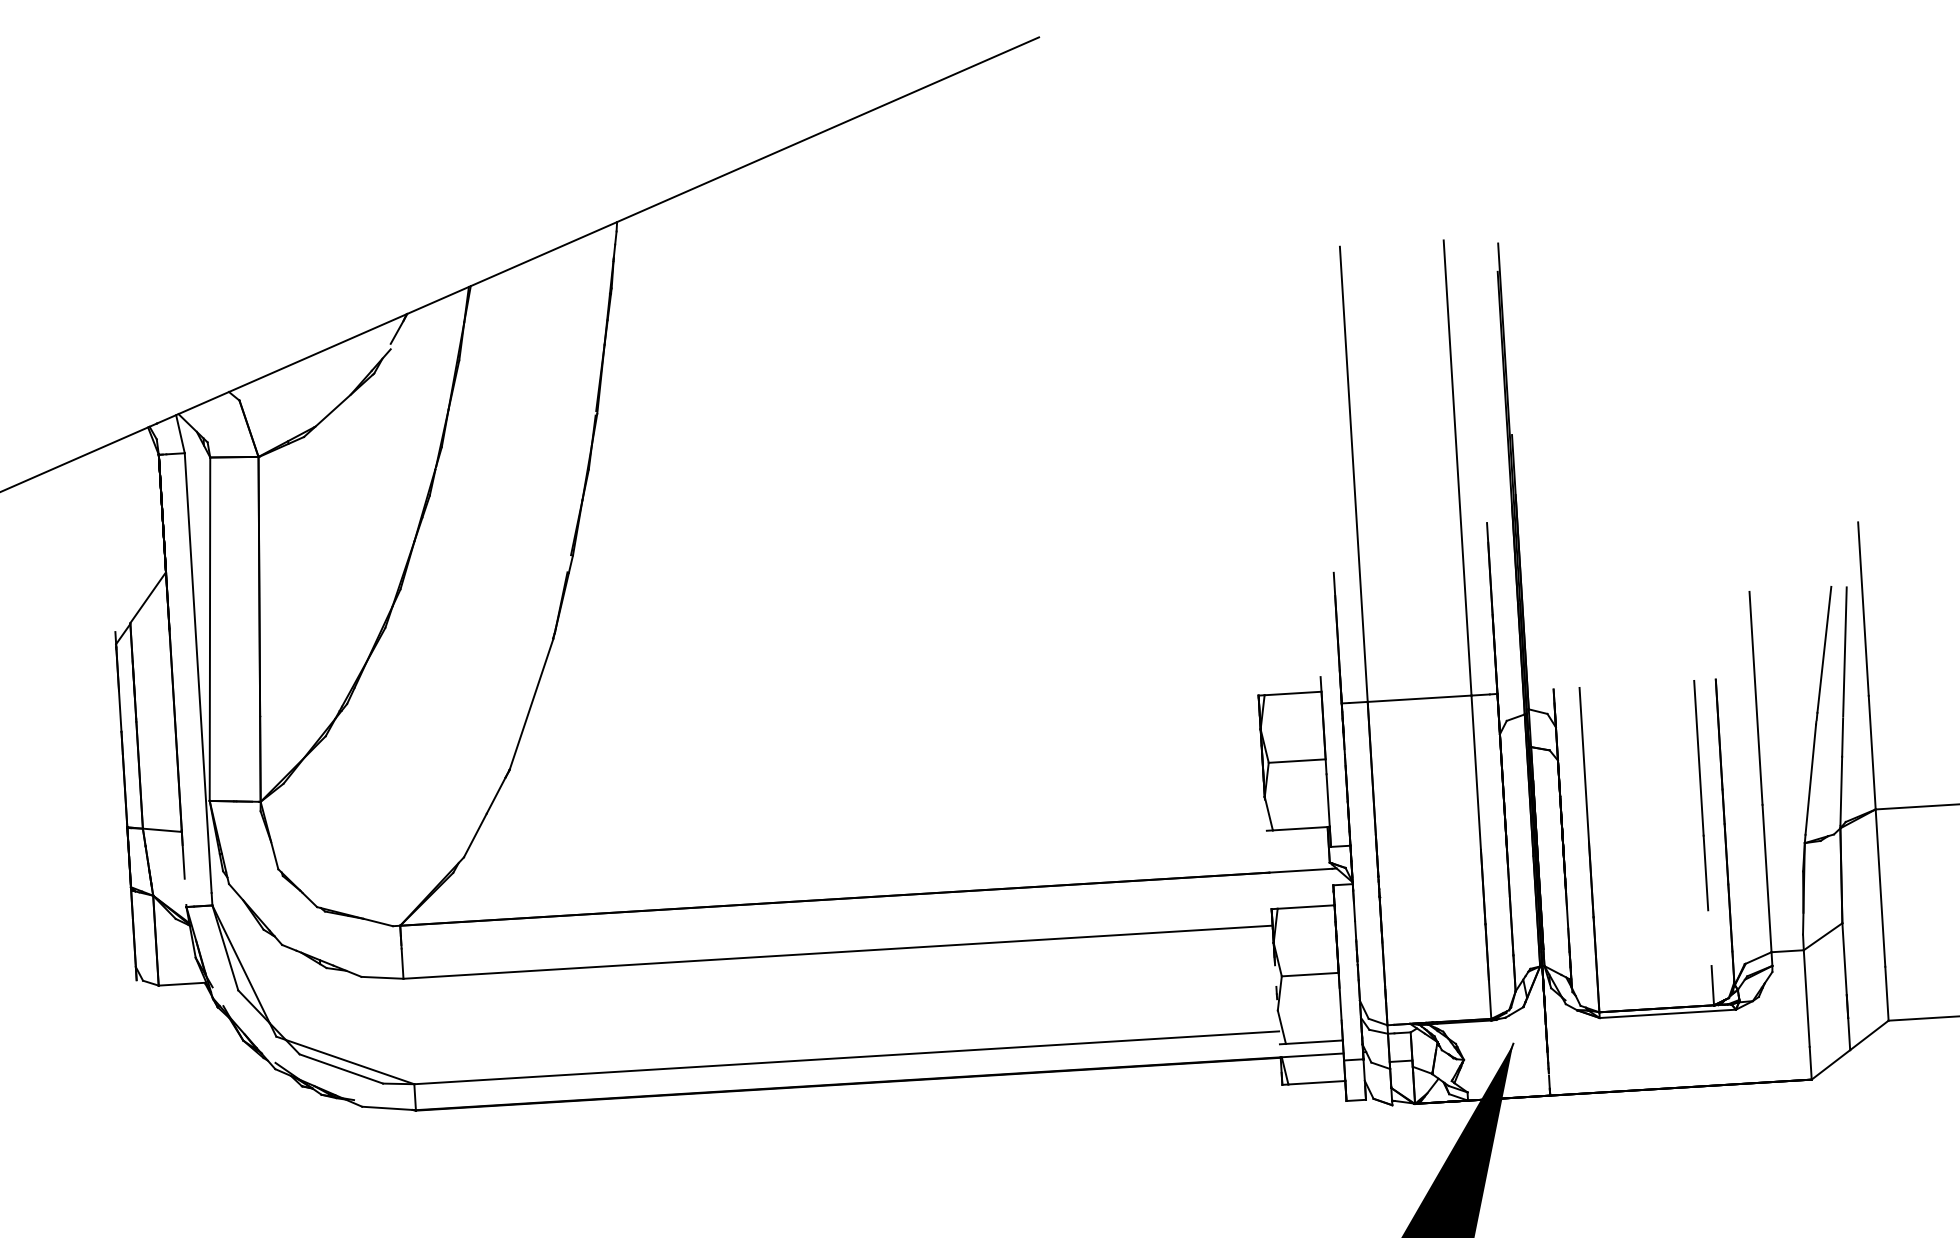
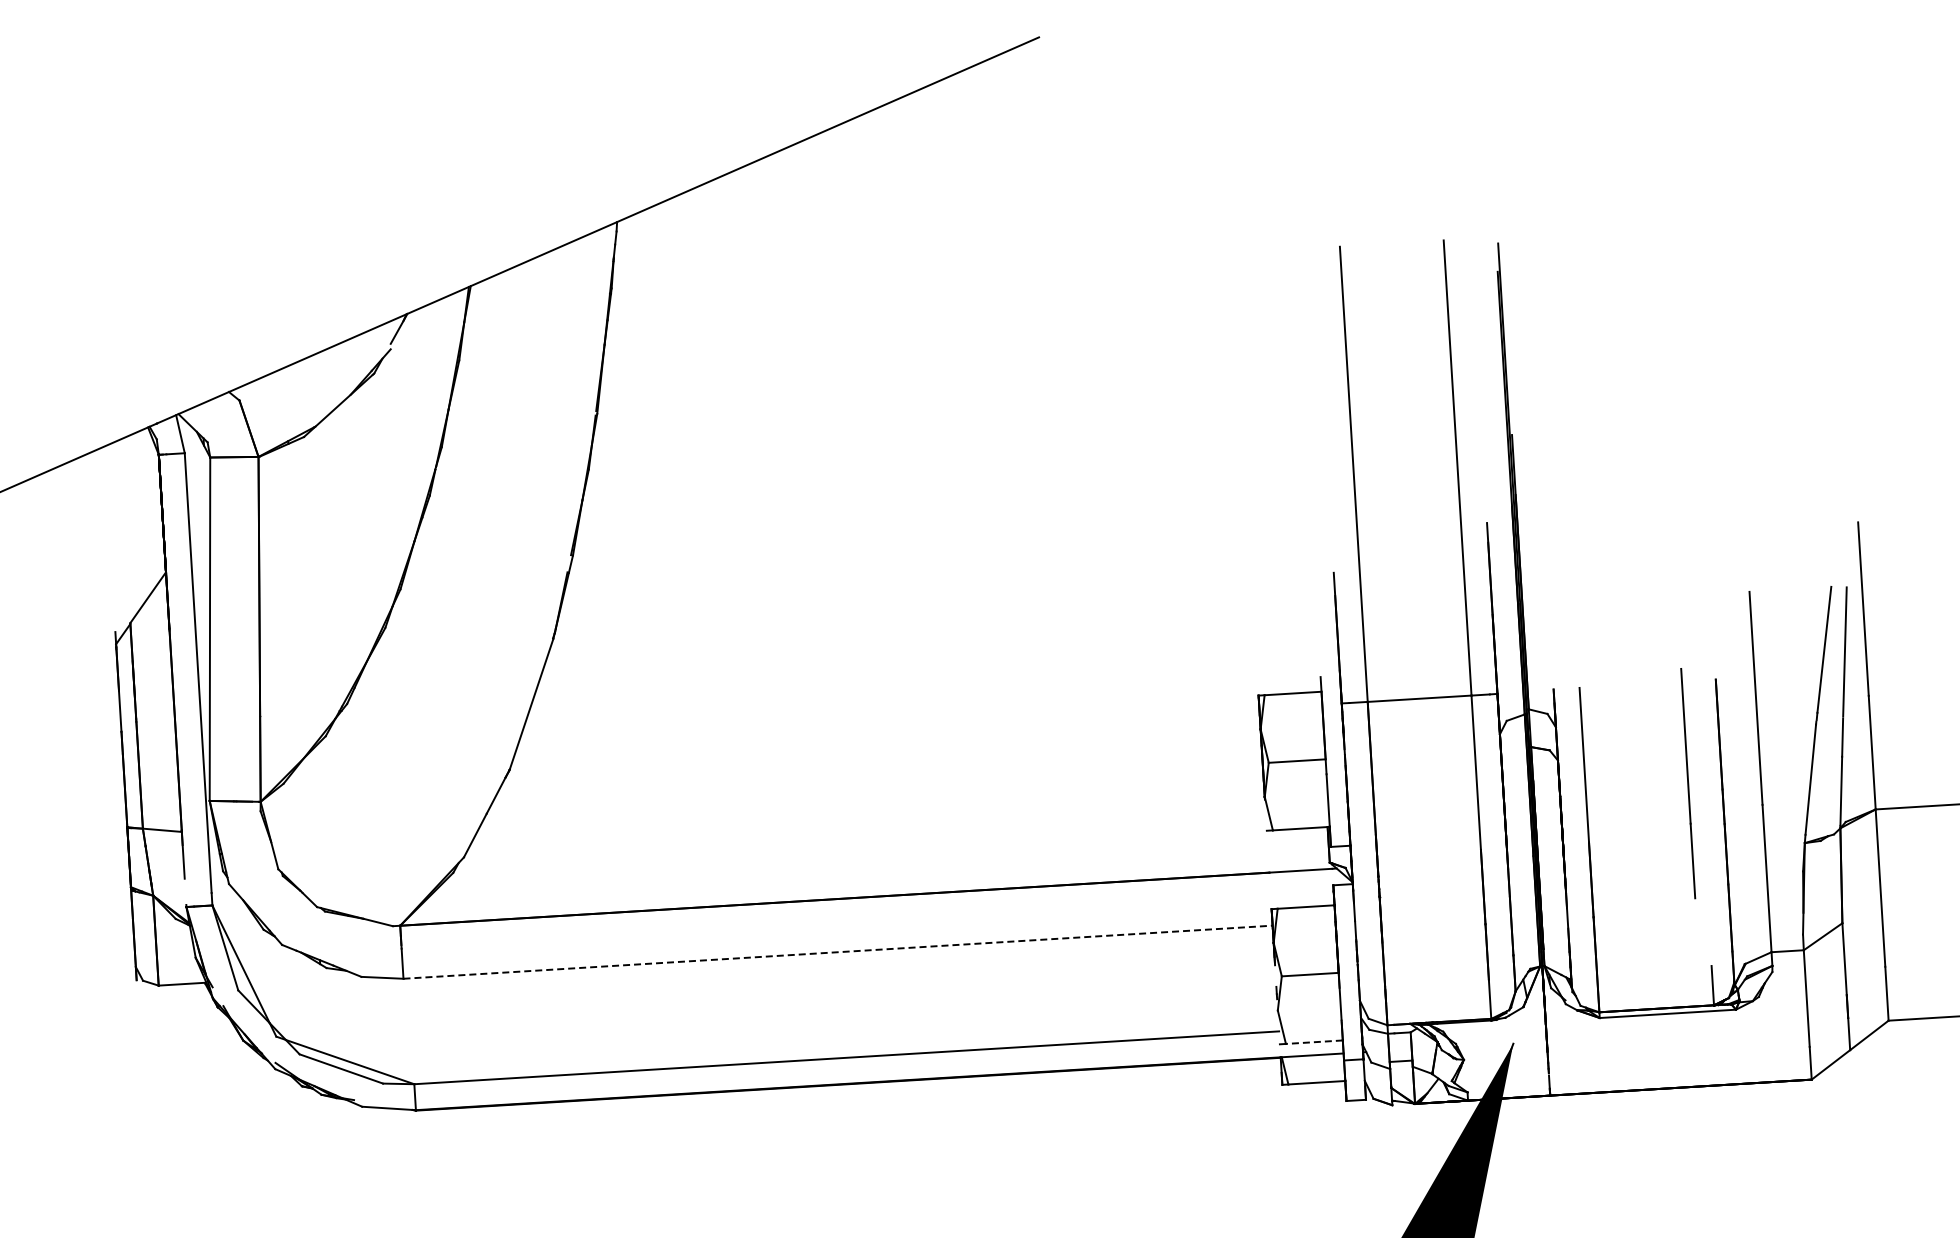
line position: (1701, 795) -> (1688, 783) (1688, 783)
line: solid -> dashed (838, 952)
line: solid -> dashed (1313, 1042)
